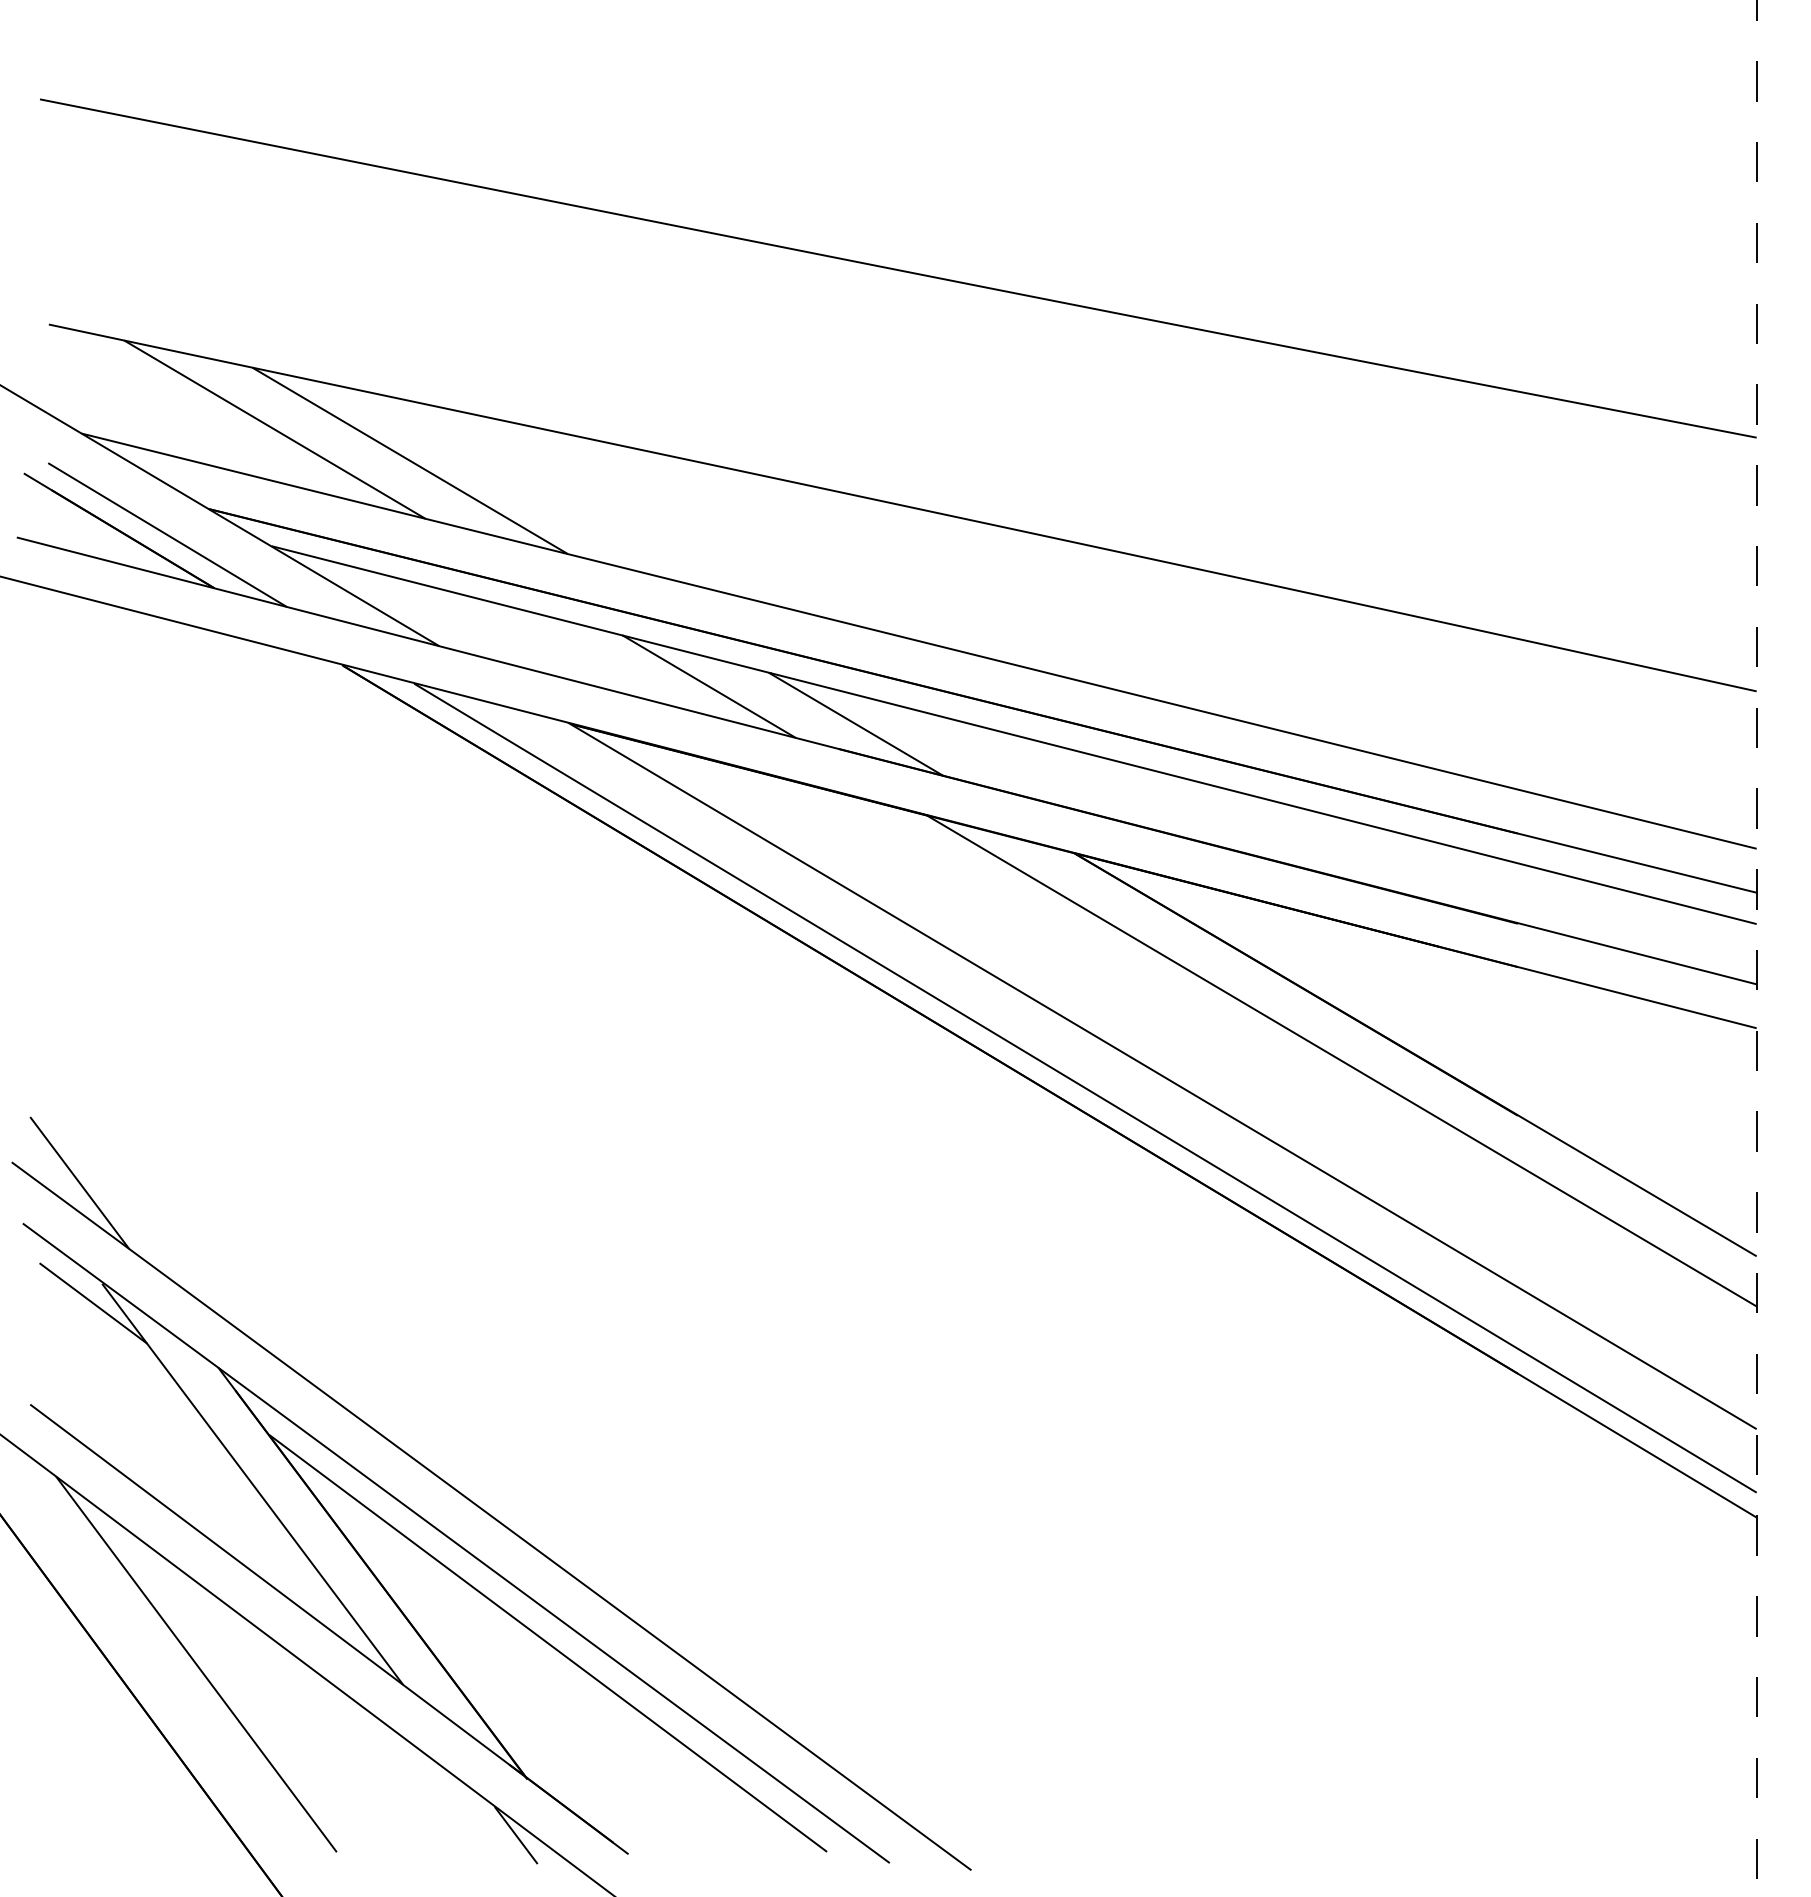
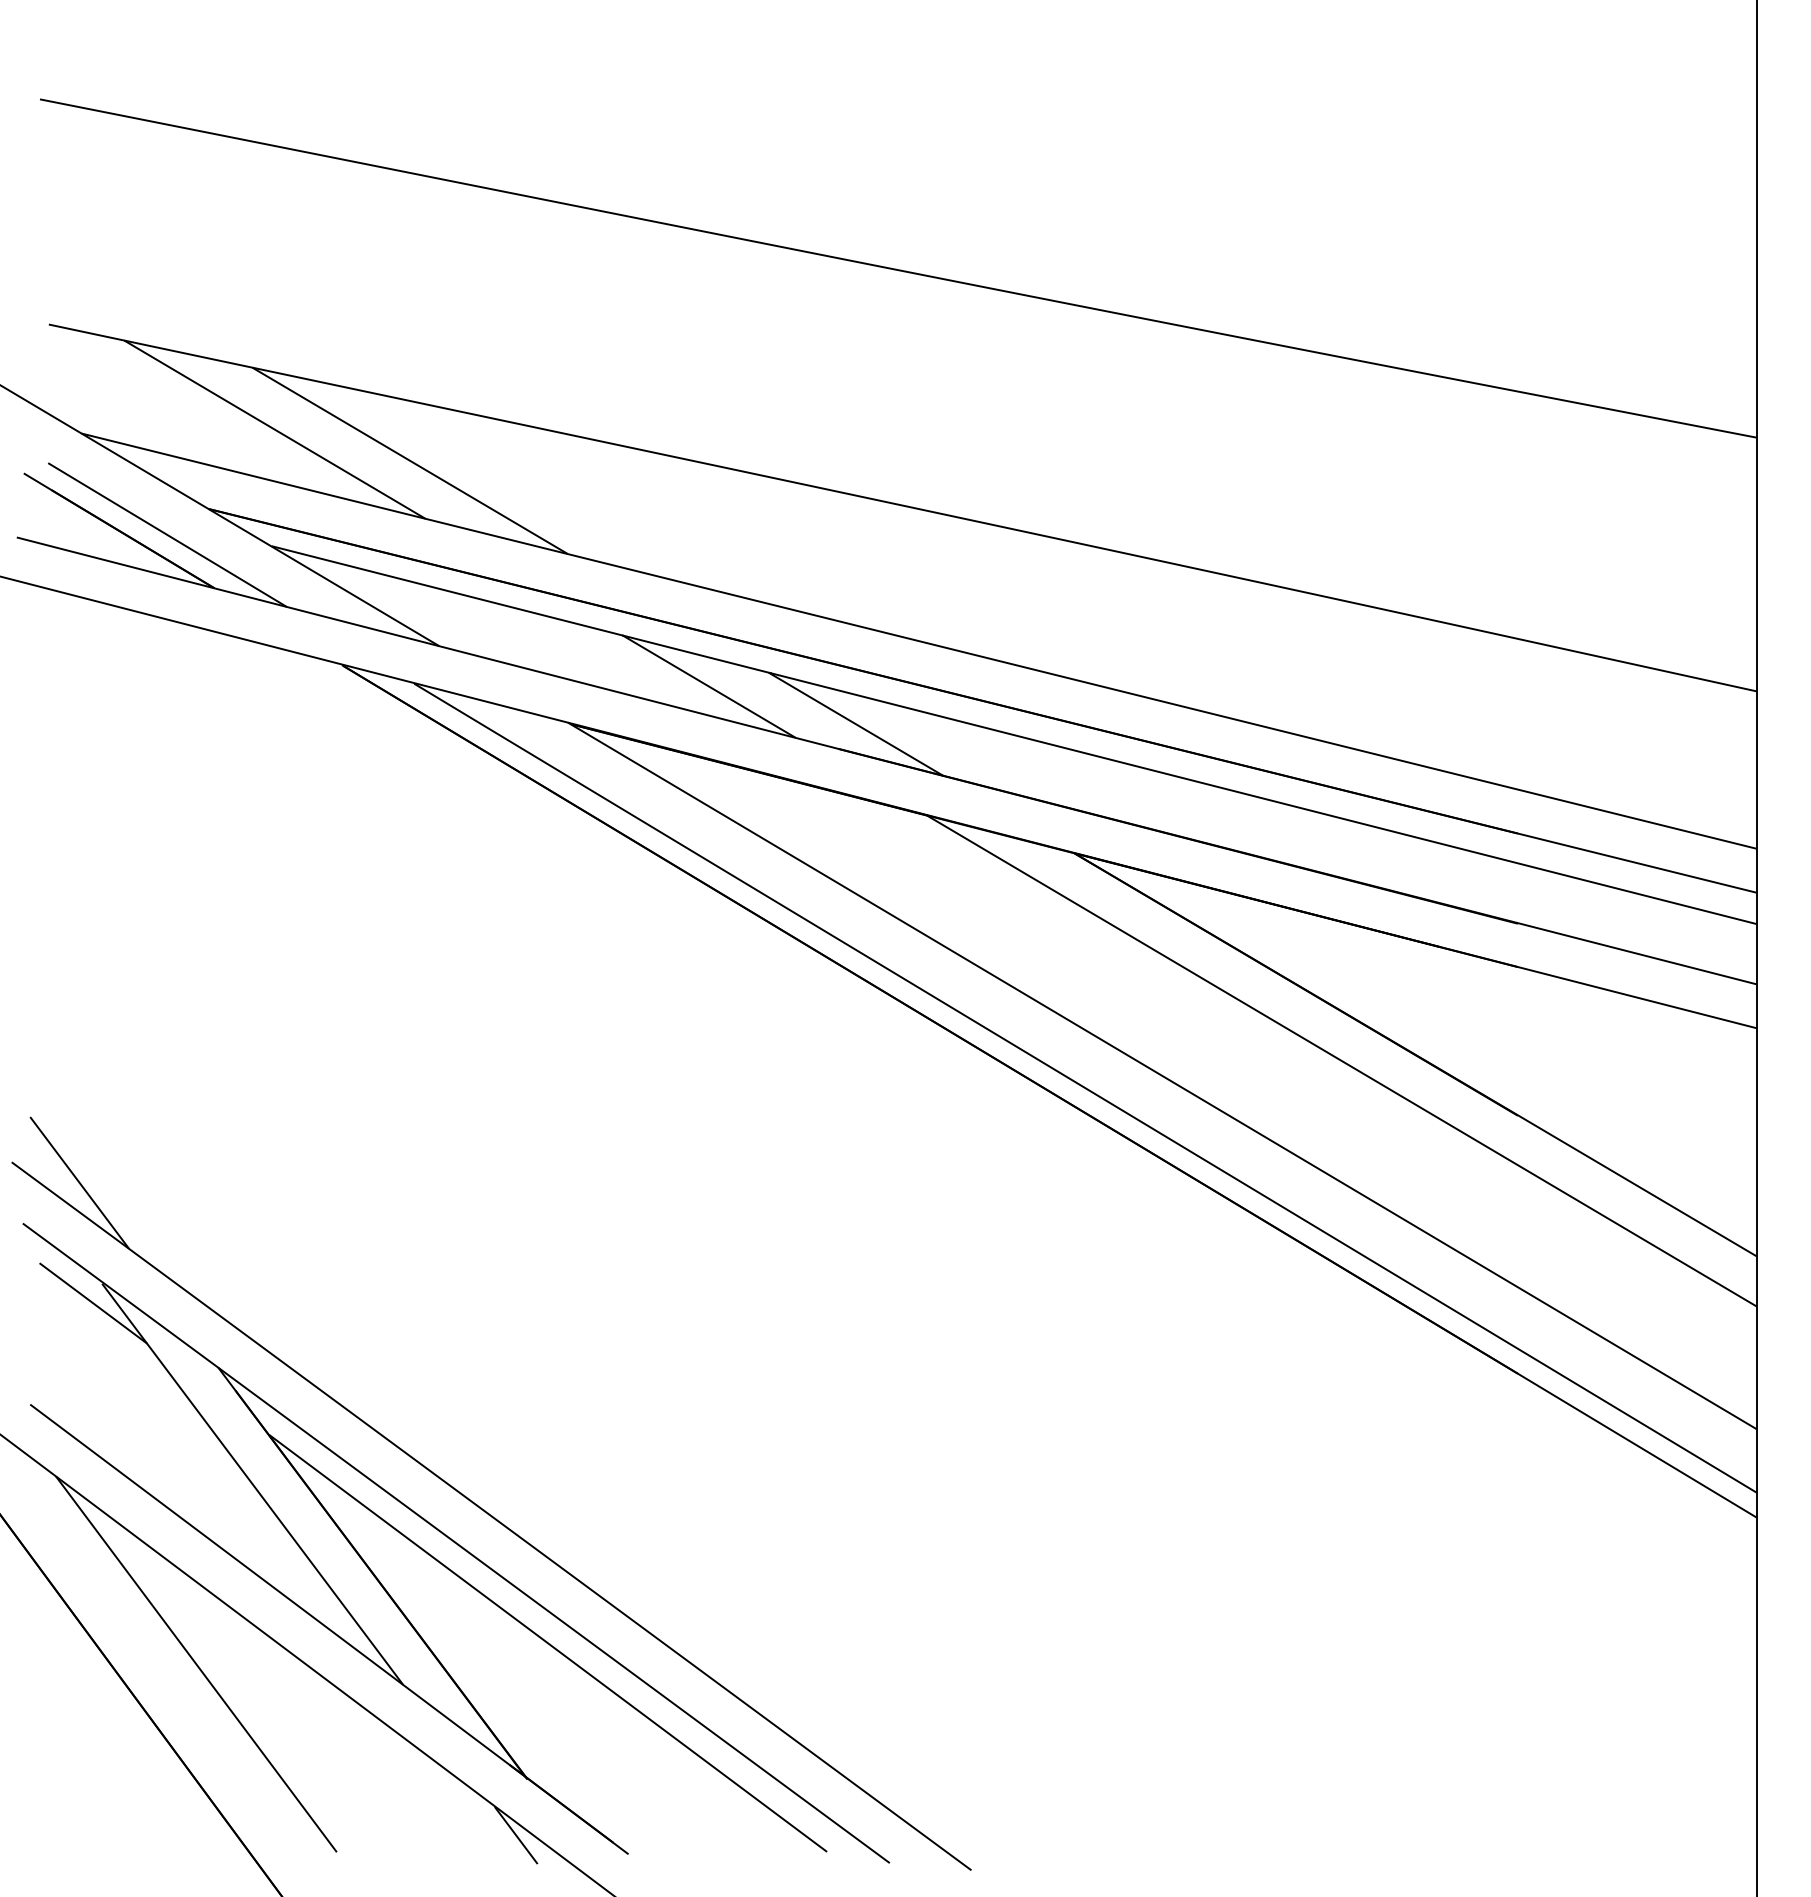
line: dashed -> solid (1756, 949)
